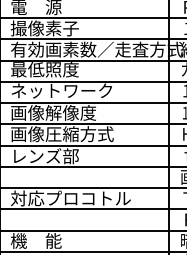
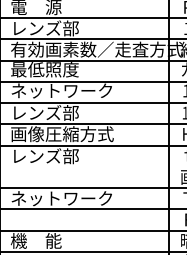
text: 撮像素子 -> レンズ部 (44, 28)
text: 画像解像度 -> レンズ部 (53, 112)
line: present -> none (92, 166)
text: 対応プロコトル -> ネットワーク (70, 198)
